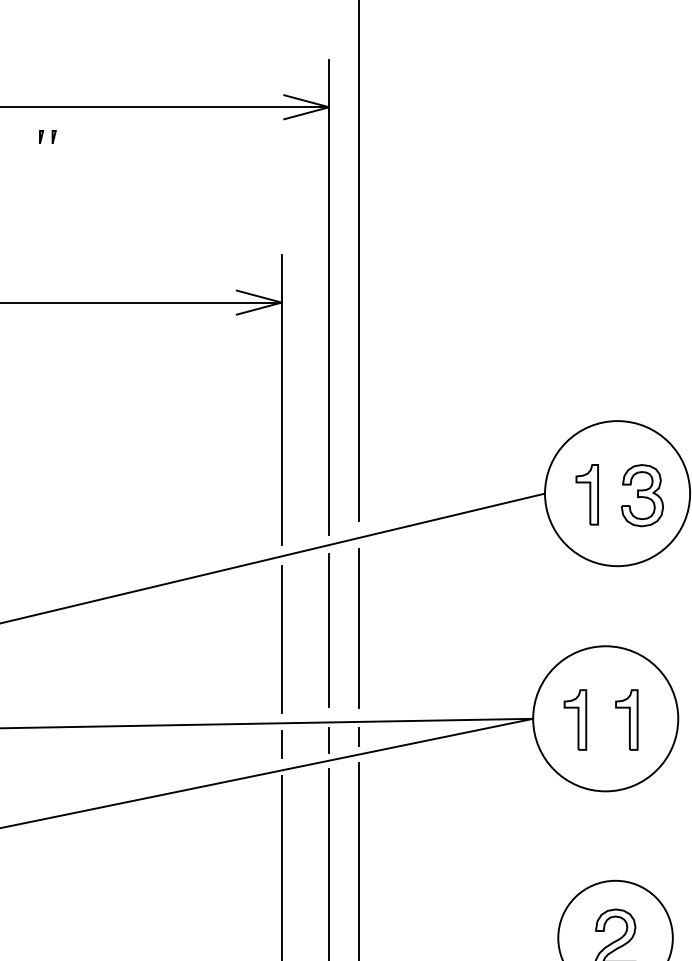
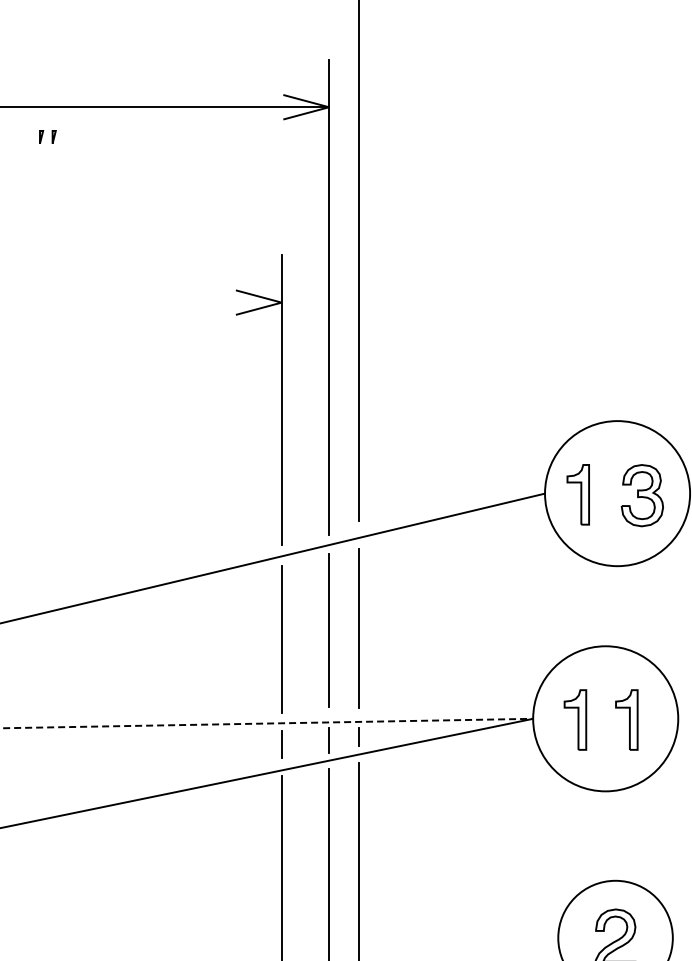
line: present -> none (141, 302)
part position: (586, 494) -> (577, 494) (577, 494)
line: solid -> dashed (266, 723)
